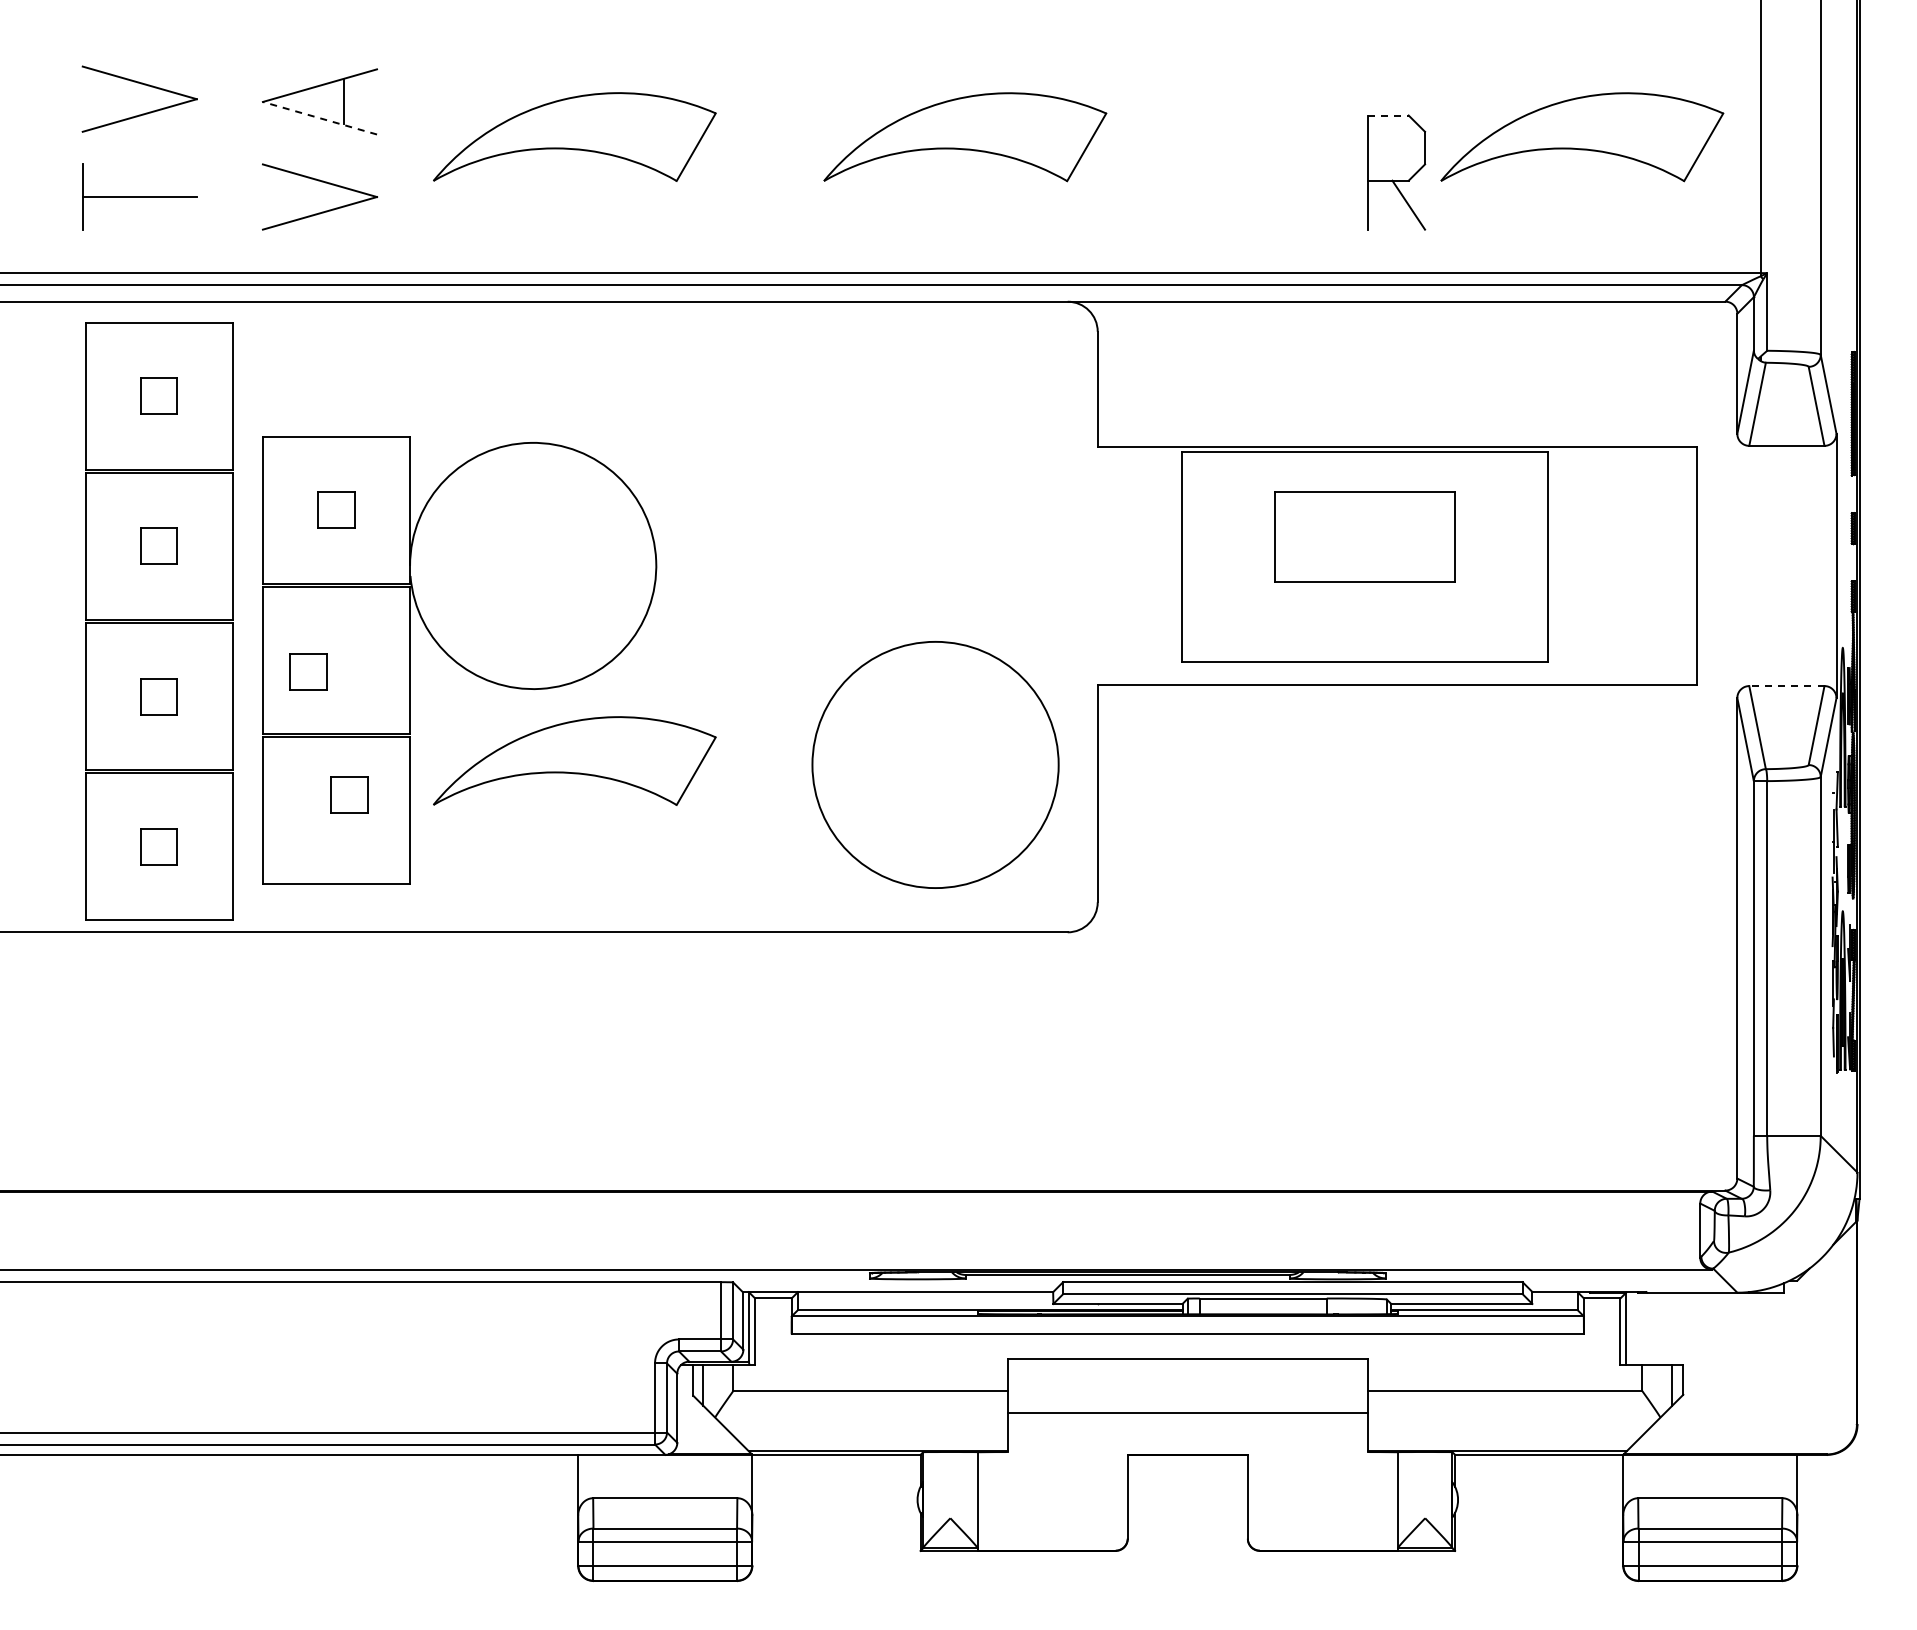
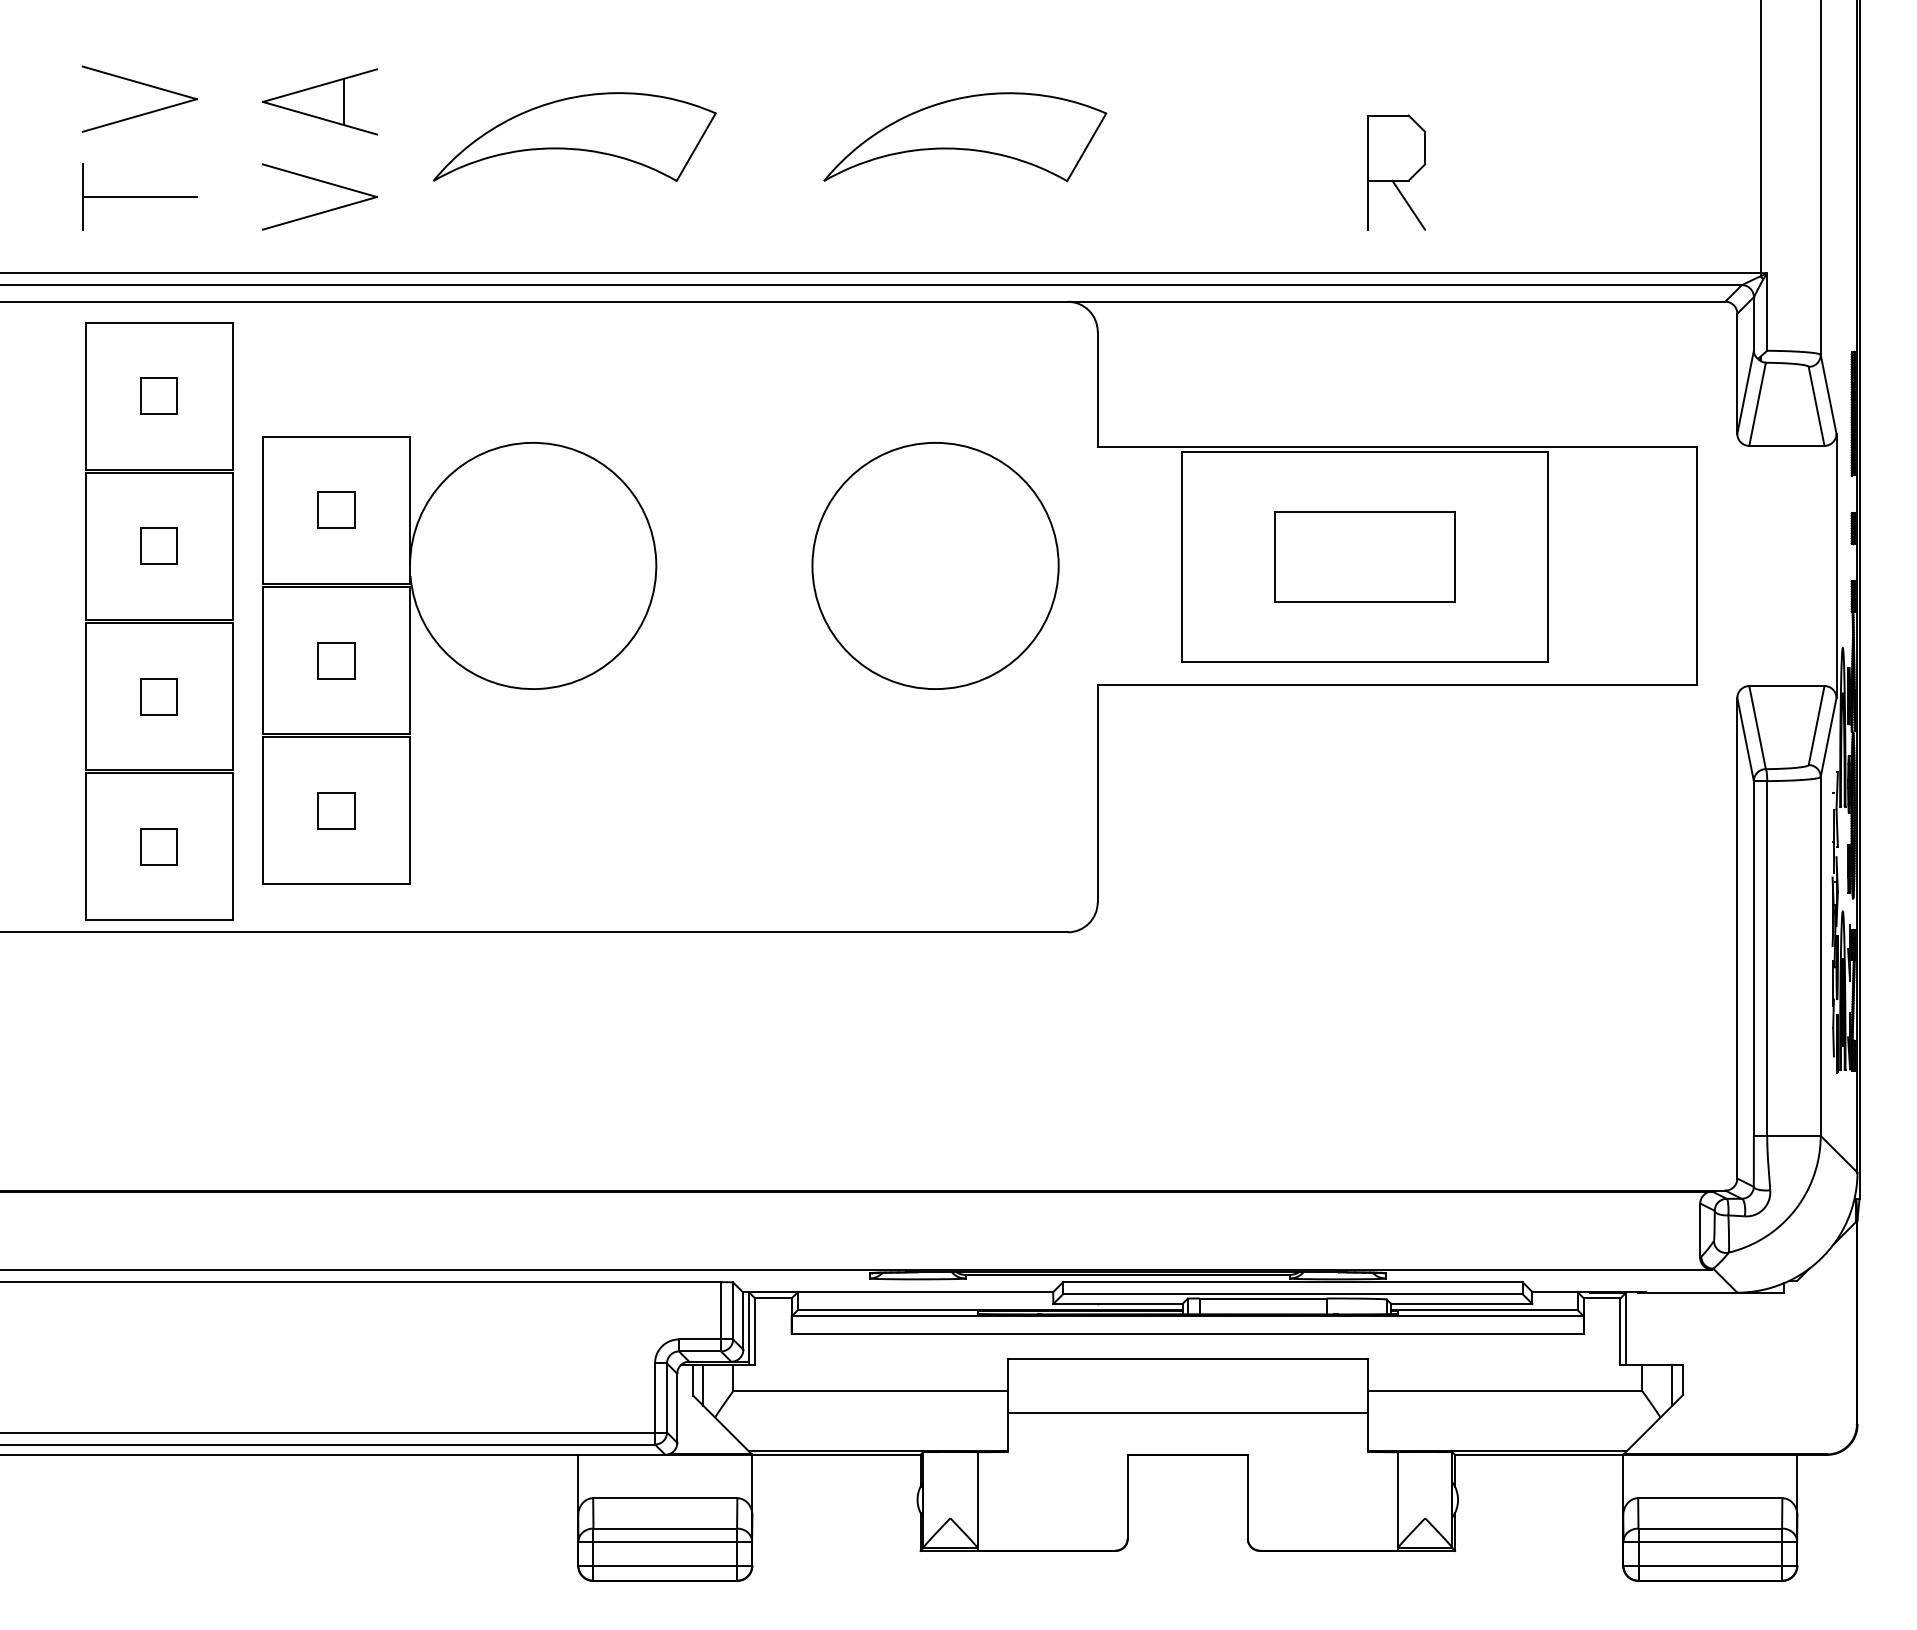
line: dashed -> solid (1388, 115)
line: dashed -> solid (319, 118)
part: present -> none (1582, 137)
part position: (1364, 536) -> (1364, 556) (1364, 556)
part position: (308, 671) -> (336, 660) (336, 660)
line: dashed -> solid (1786, 686)
part: present -> none (574, 760)
circle position: (935, 764) -> (935, 565) (935, 565)
part position: (349, 794) -> (336, 810) (336, 810)
